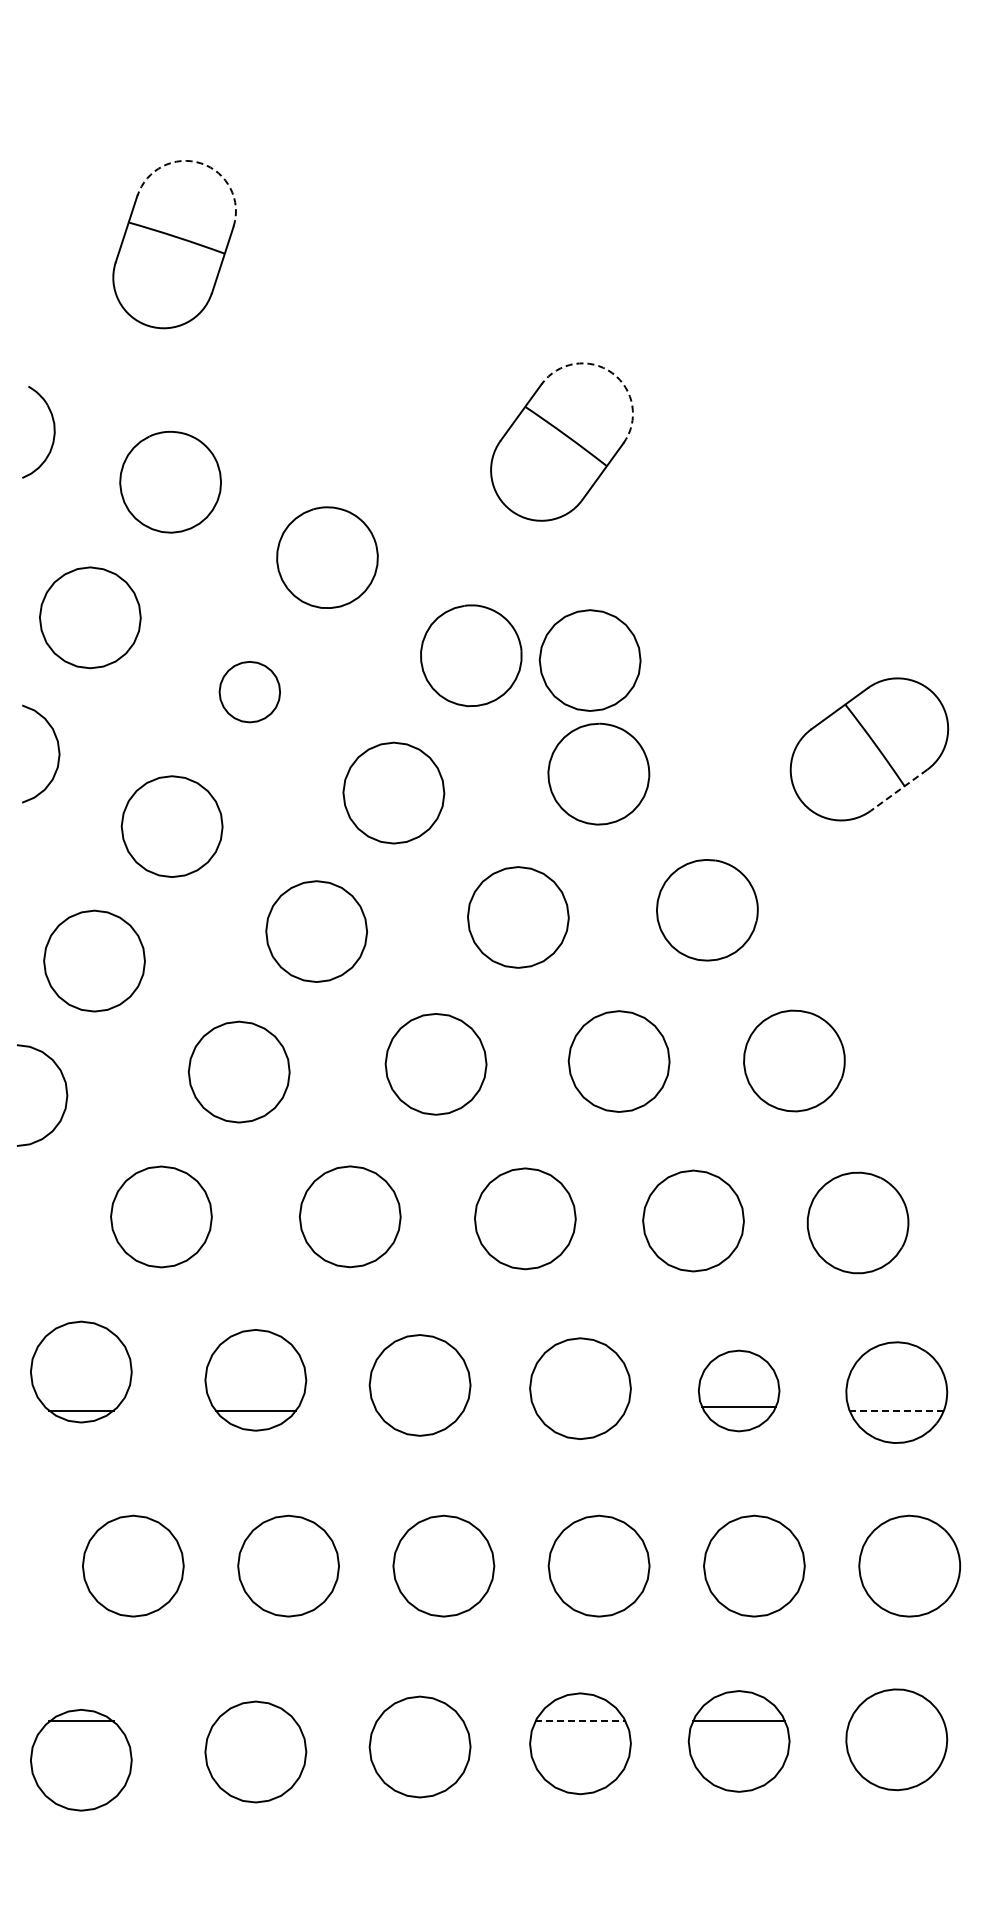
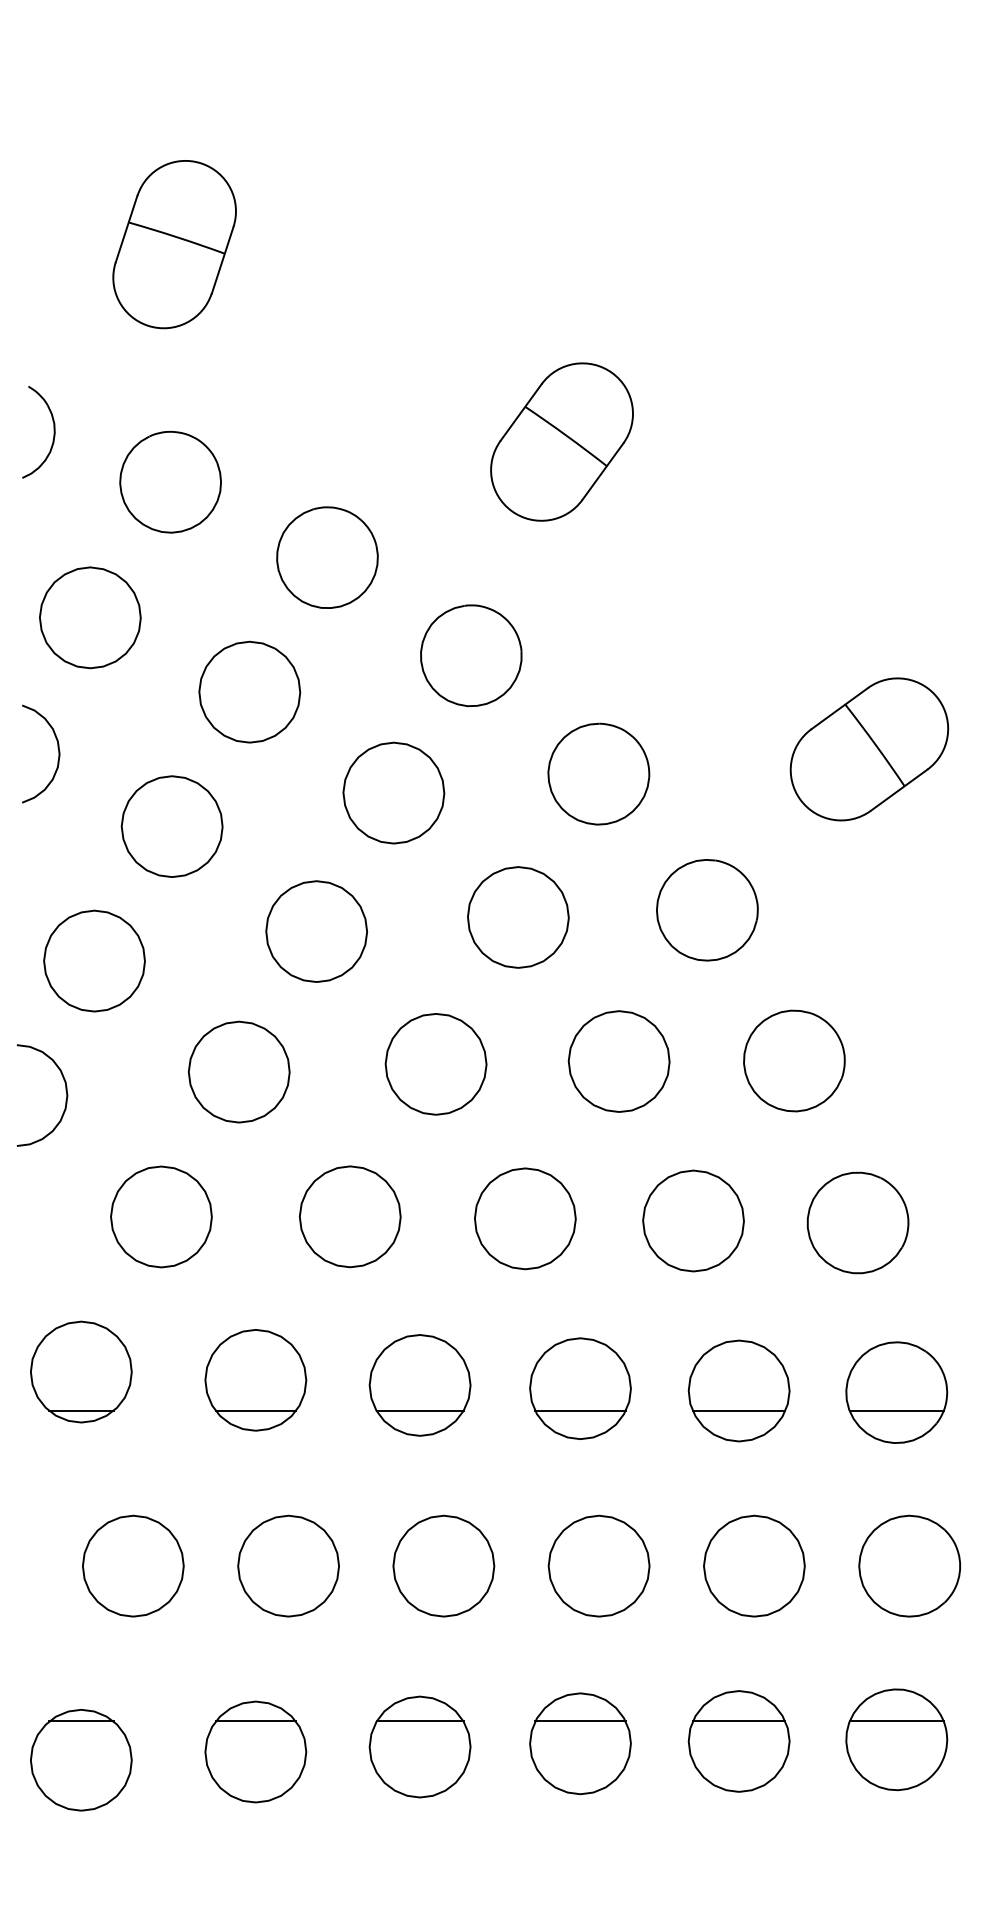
arc: dashed -> solid (201, 163)
arc: dashed -> solid (612, 373)
part: present -> none (589, 660)
part size: 63x63 px -> 104x104 px (249, 691)
line: dashed -> solid (899, 790)
part size: 84x84 px -> 104x104 px (738, 1390)
line: none -> present (419, 1410)
line: none -> present (580, 1410)
line: dashed -> solid (896, 1410)
line: none -> present (255, 1721)
line: none -> present (419, 1721)
line: dashed -> solid (581, 1721)
line: none -> present (896, 1721)
